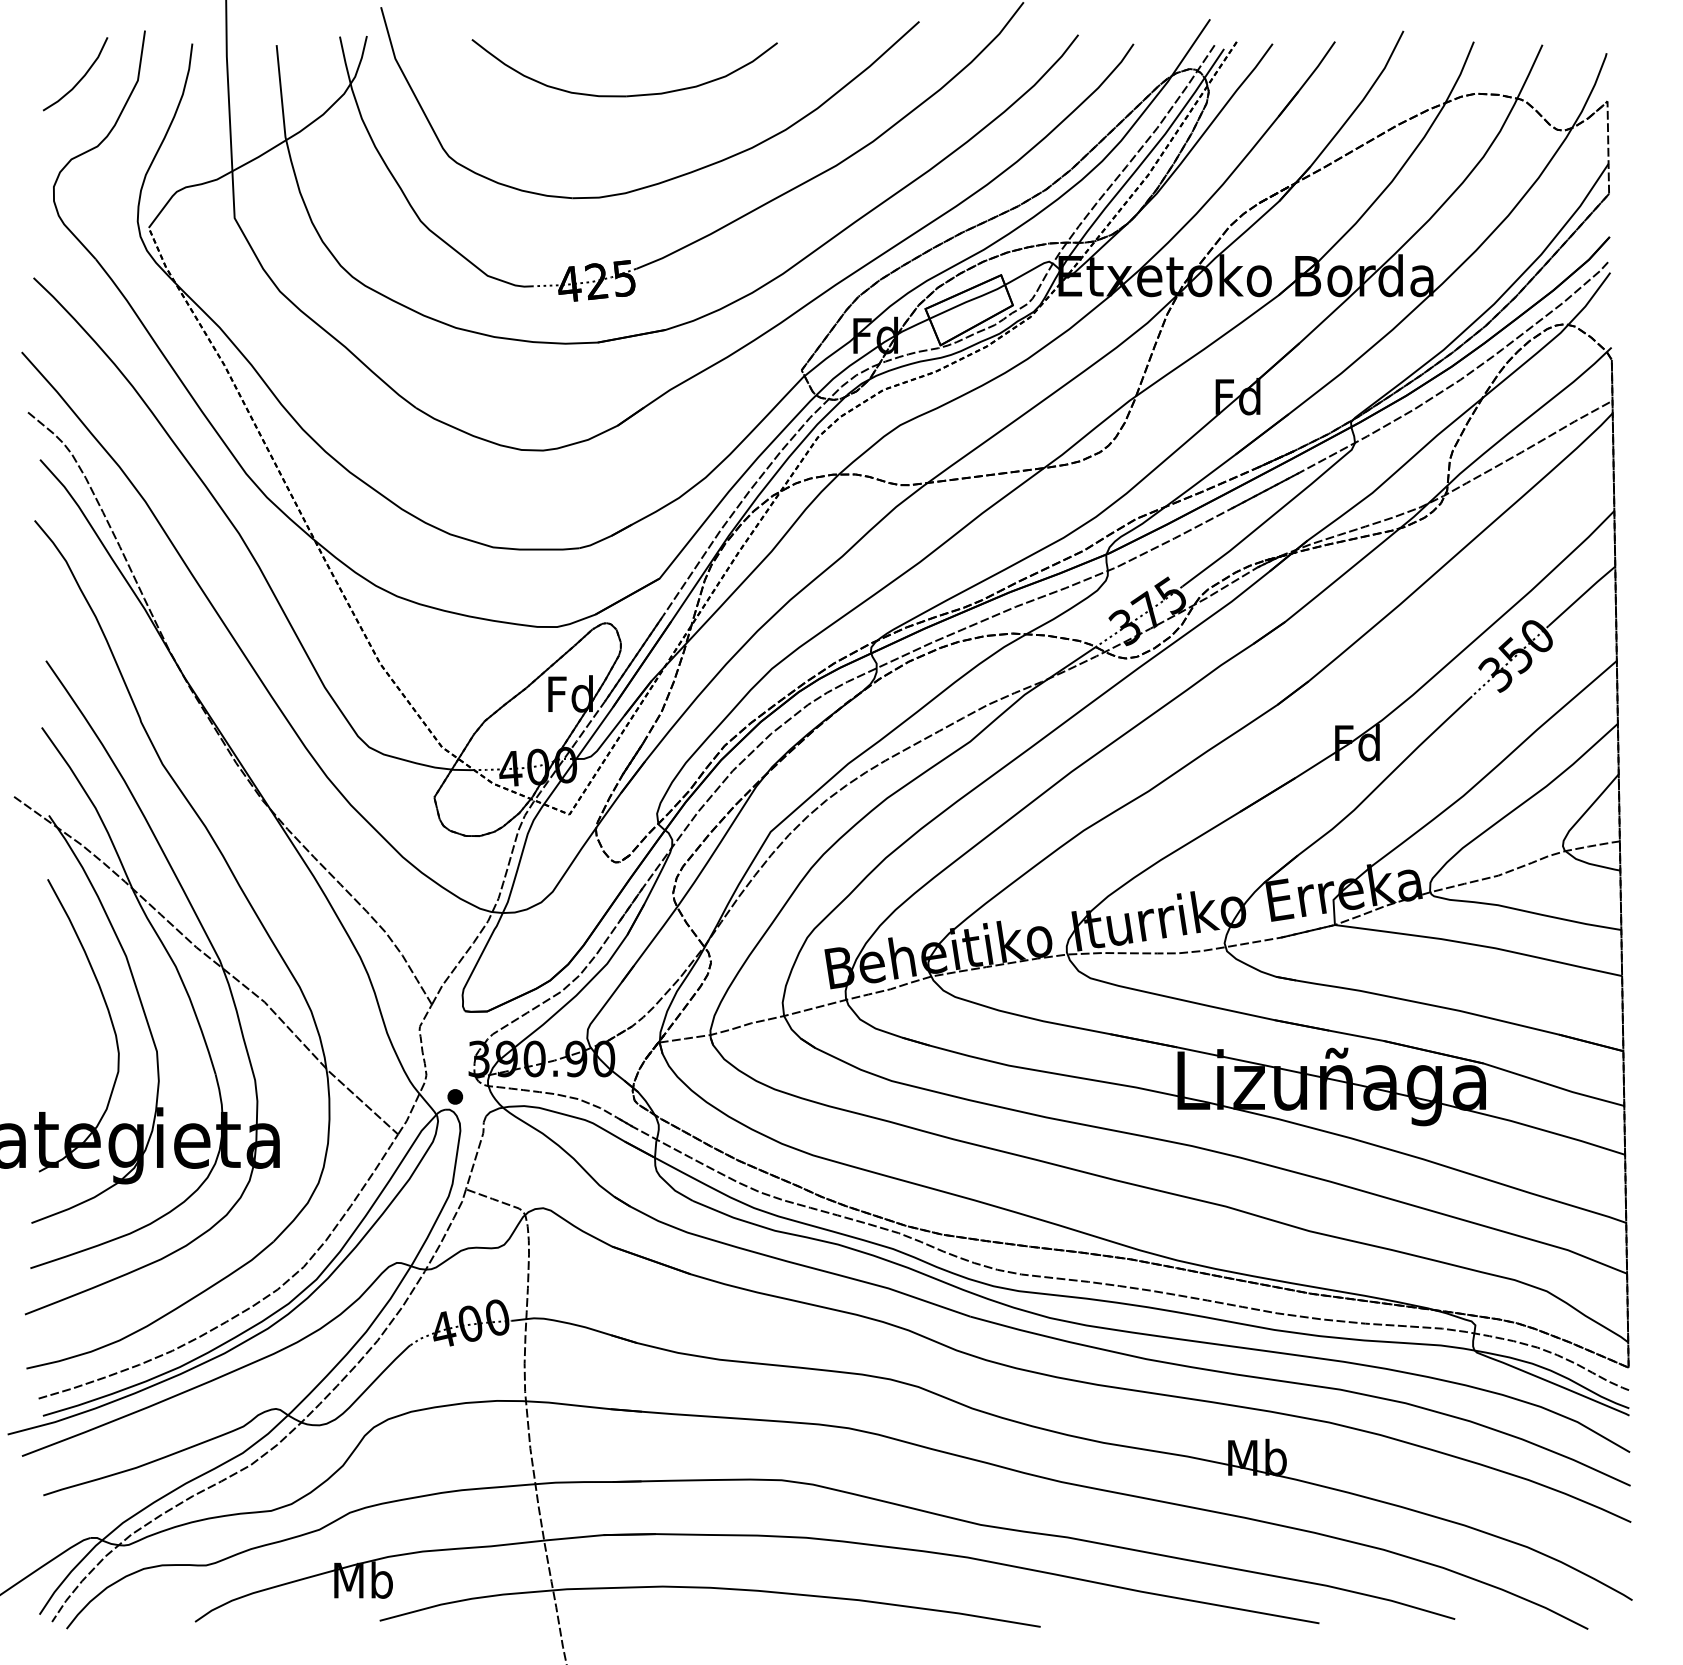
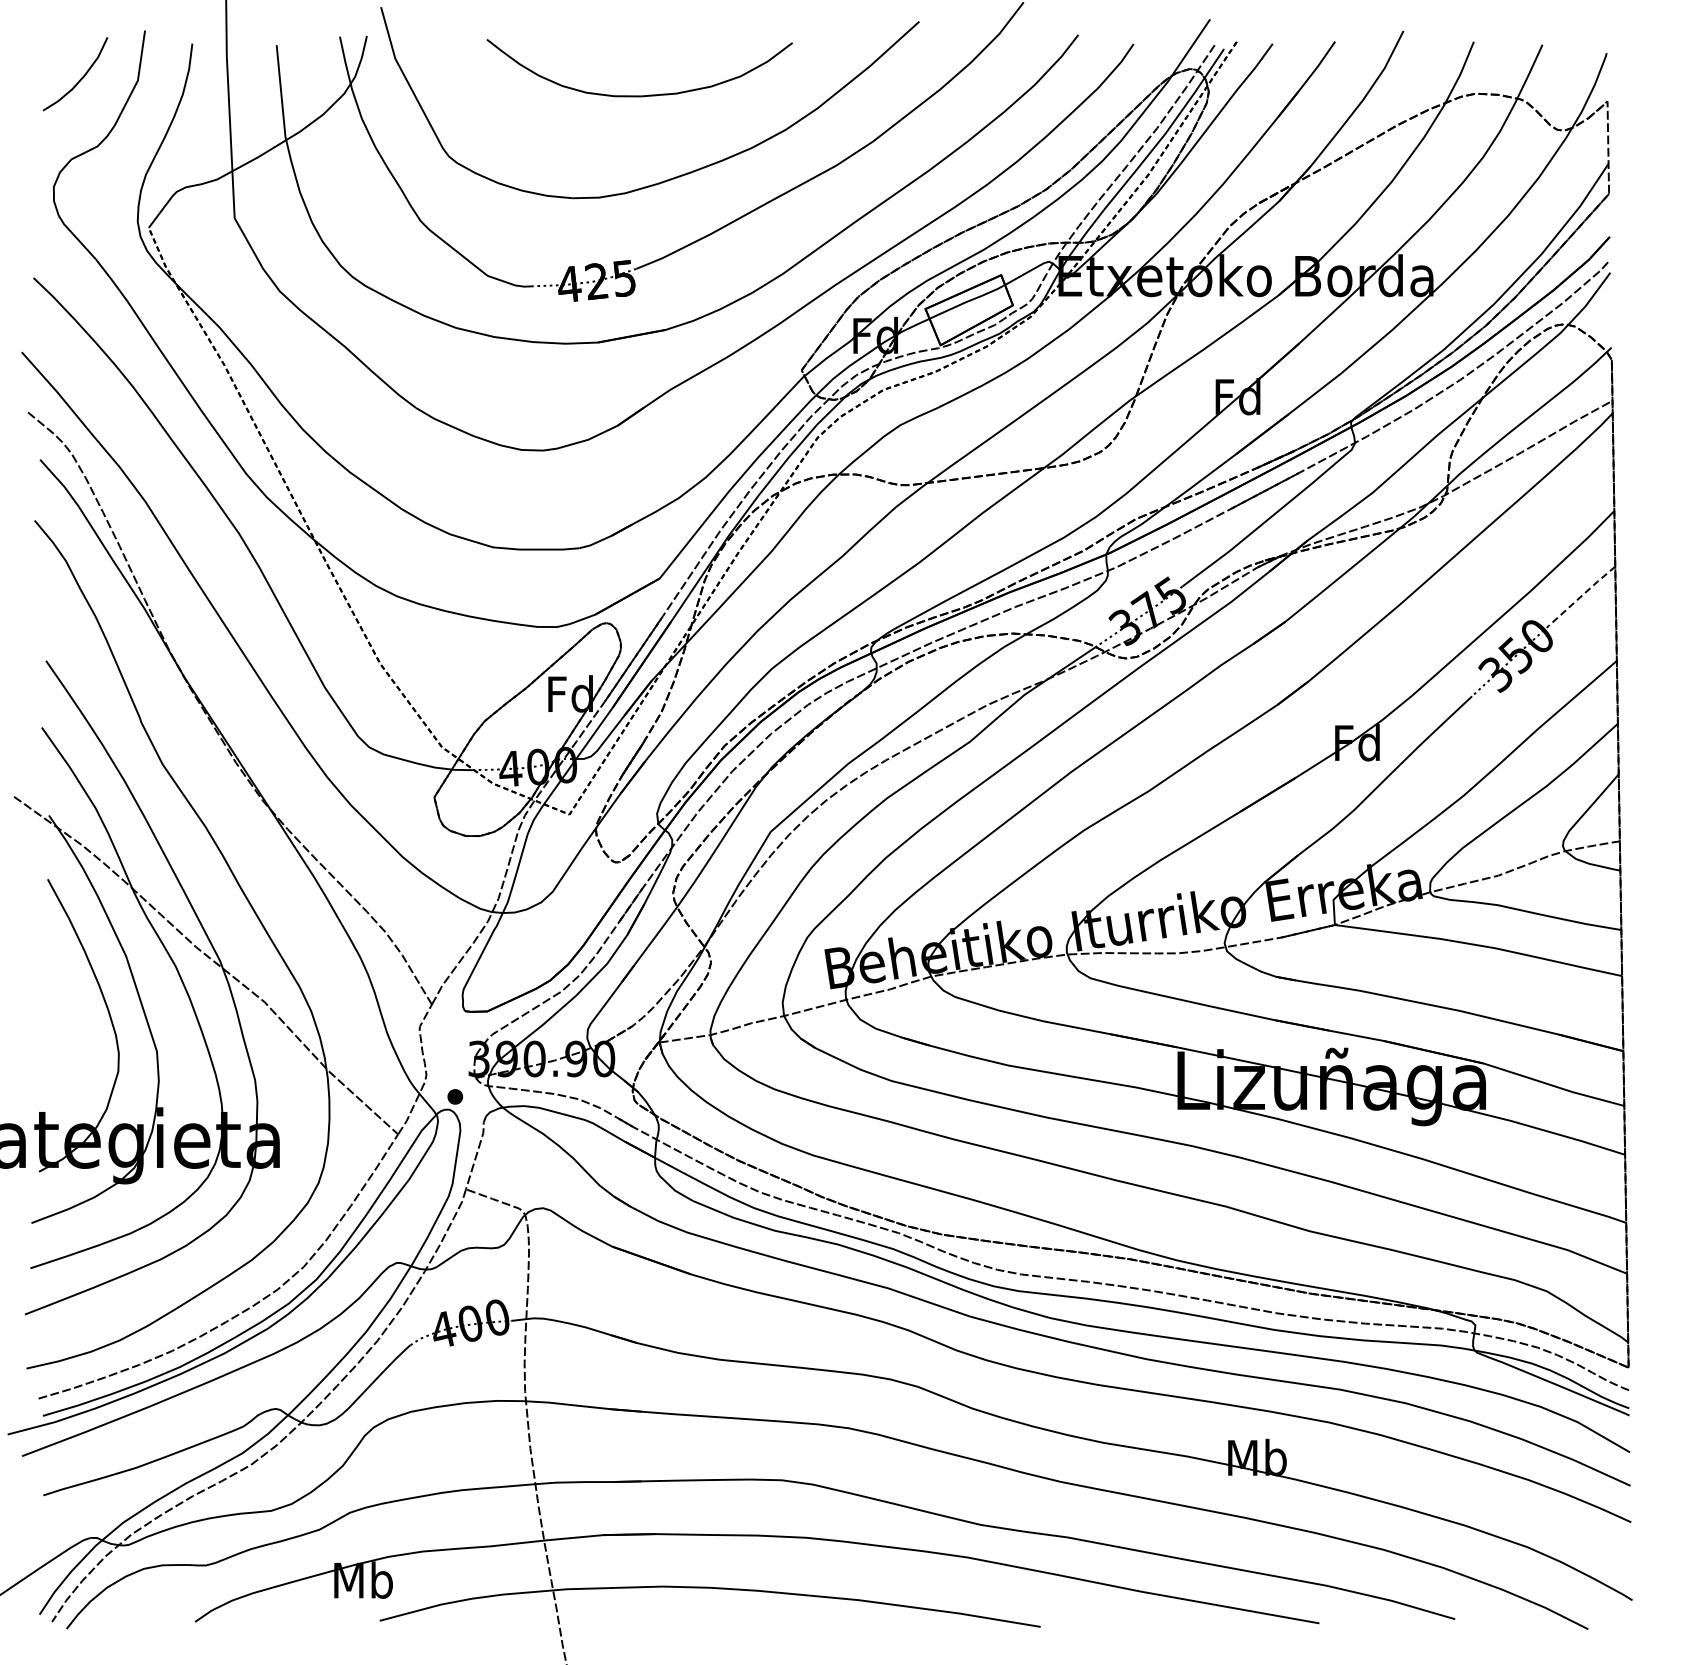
part position: (624, 95) -> (639, 95) (639, 95)
line: solid -> dashed (1581, 595)
